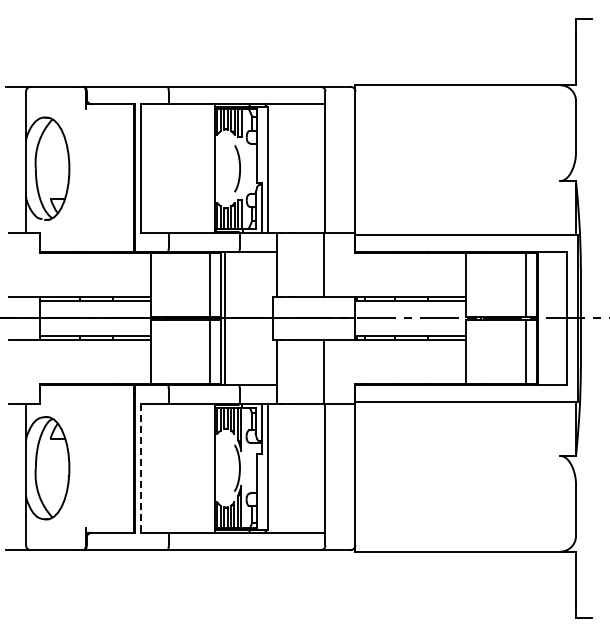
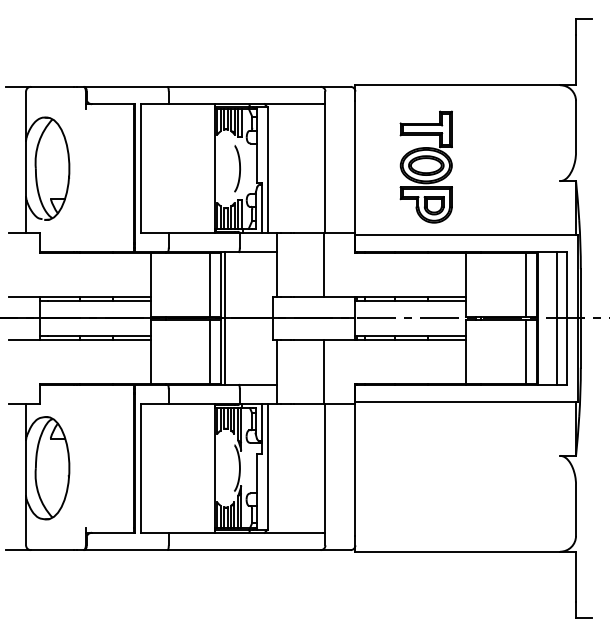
part: none -> present (425, 166)
line: none -> present (557, 318)
line: dashed -> solid (141, 468)
